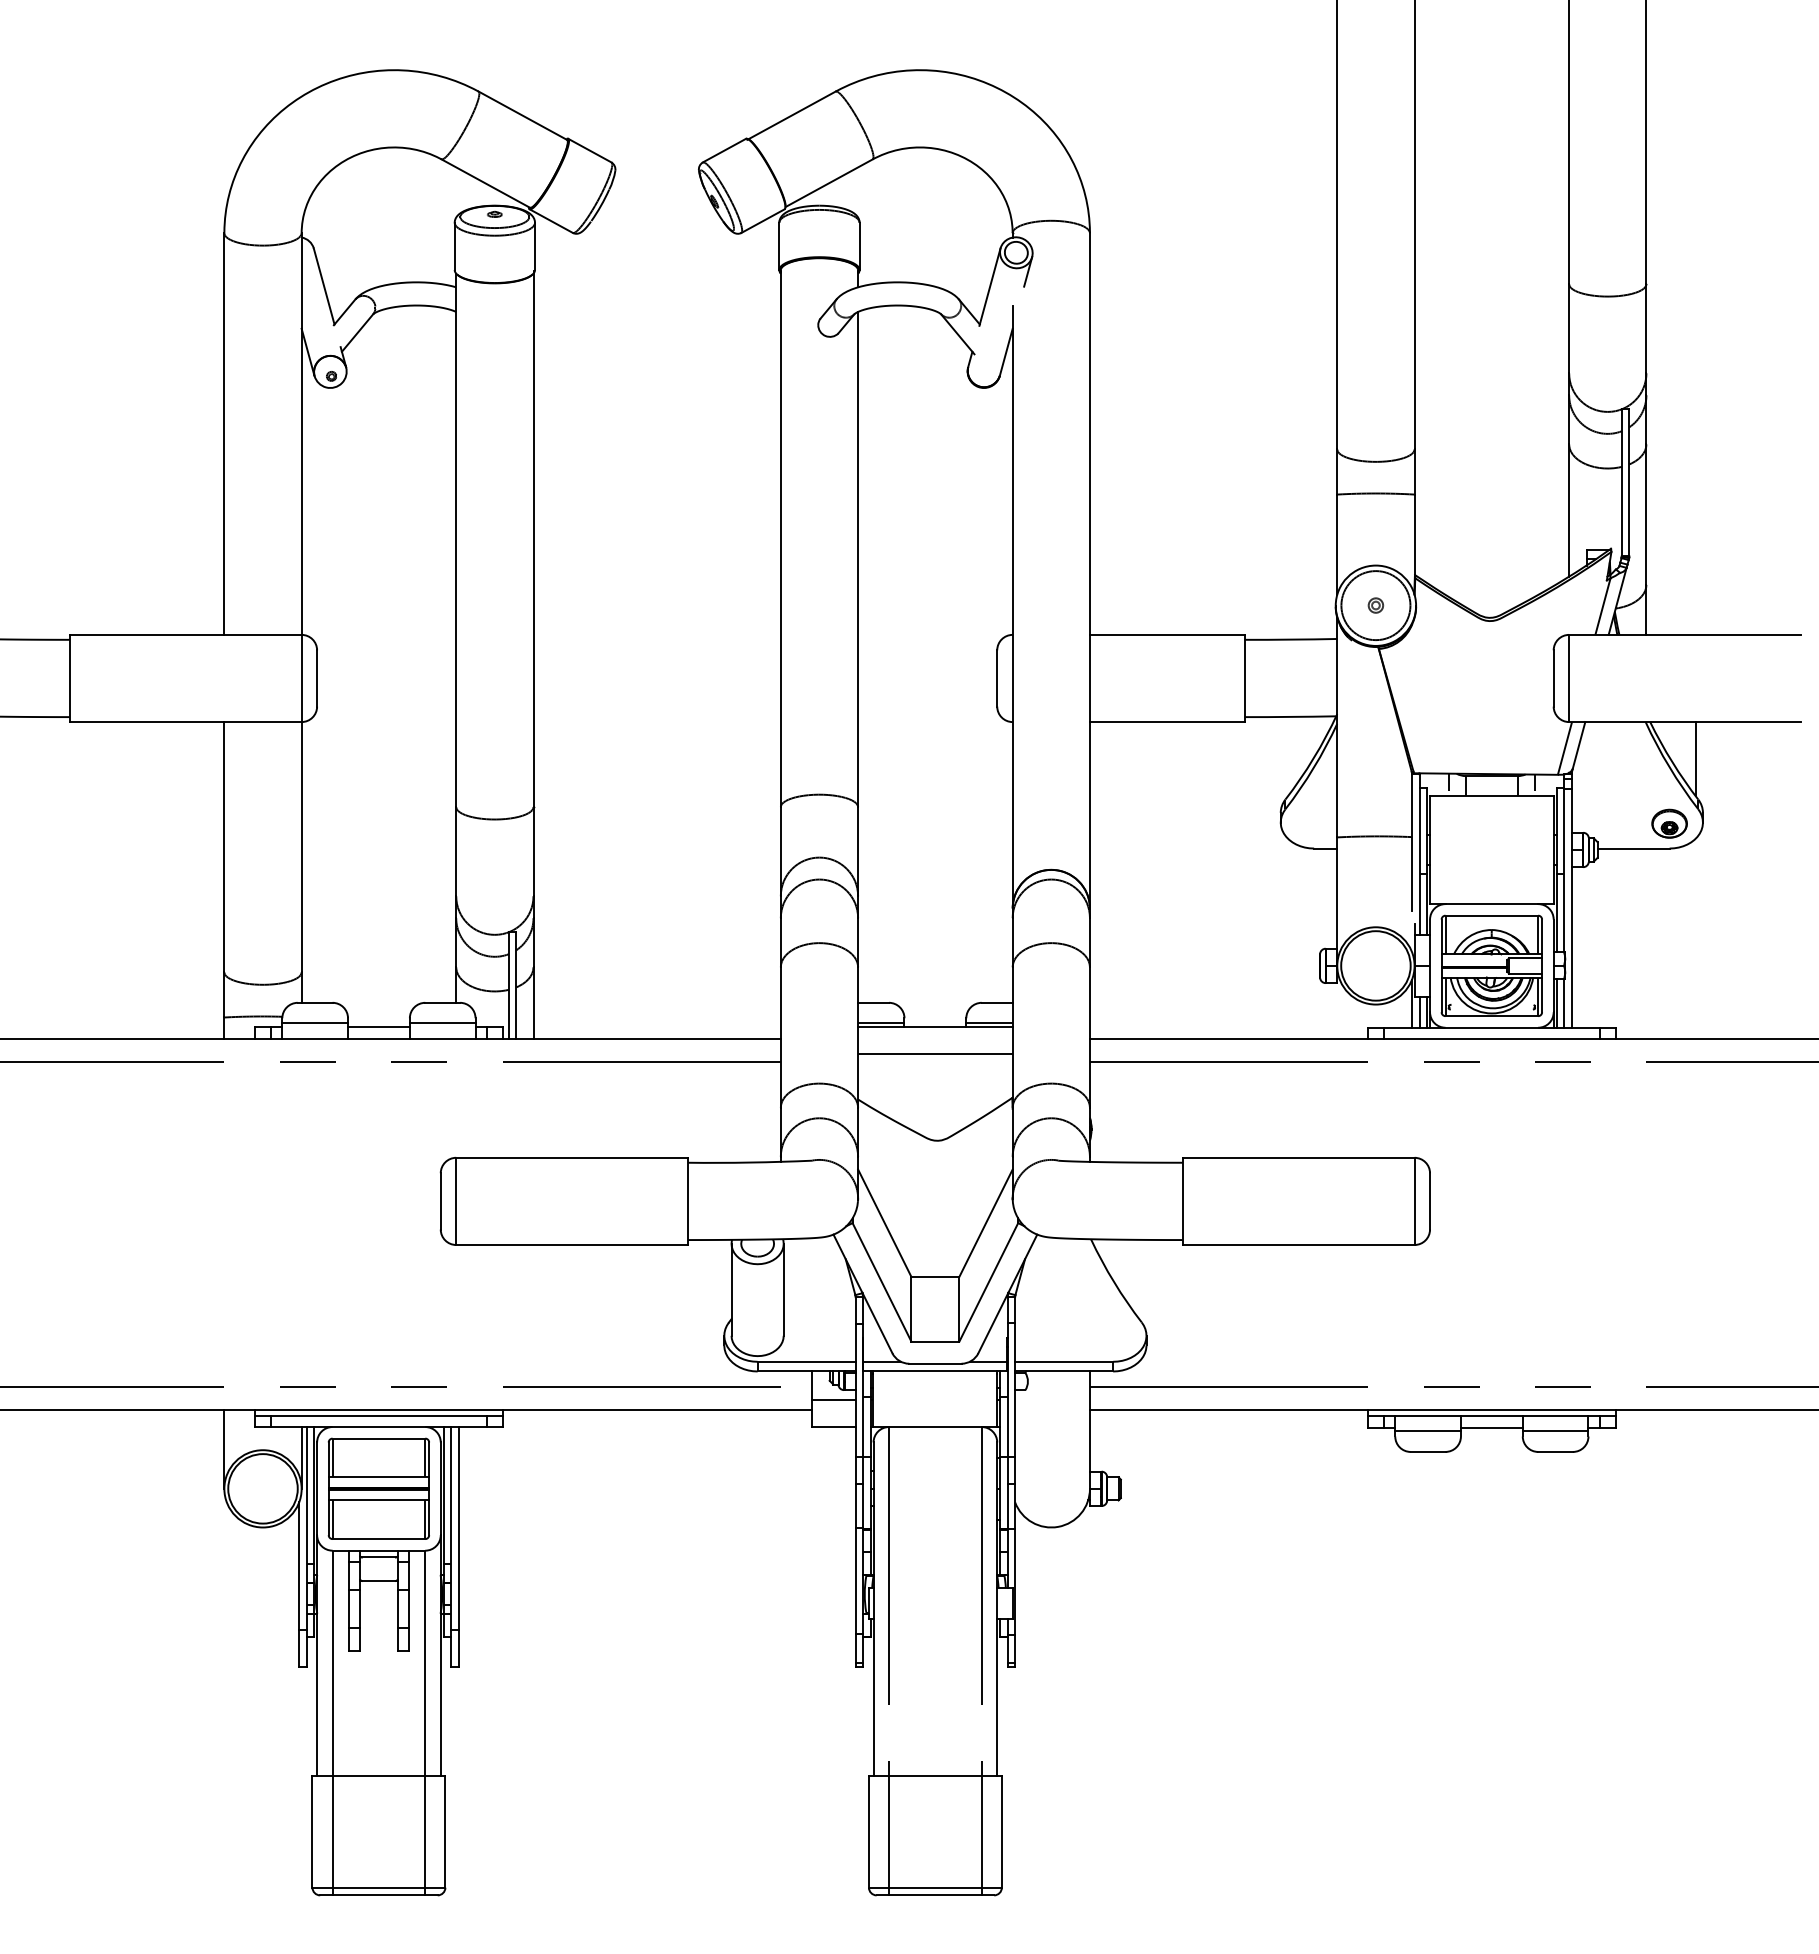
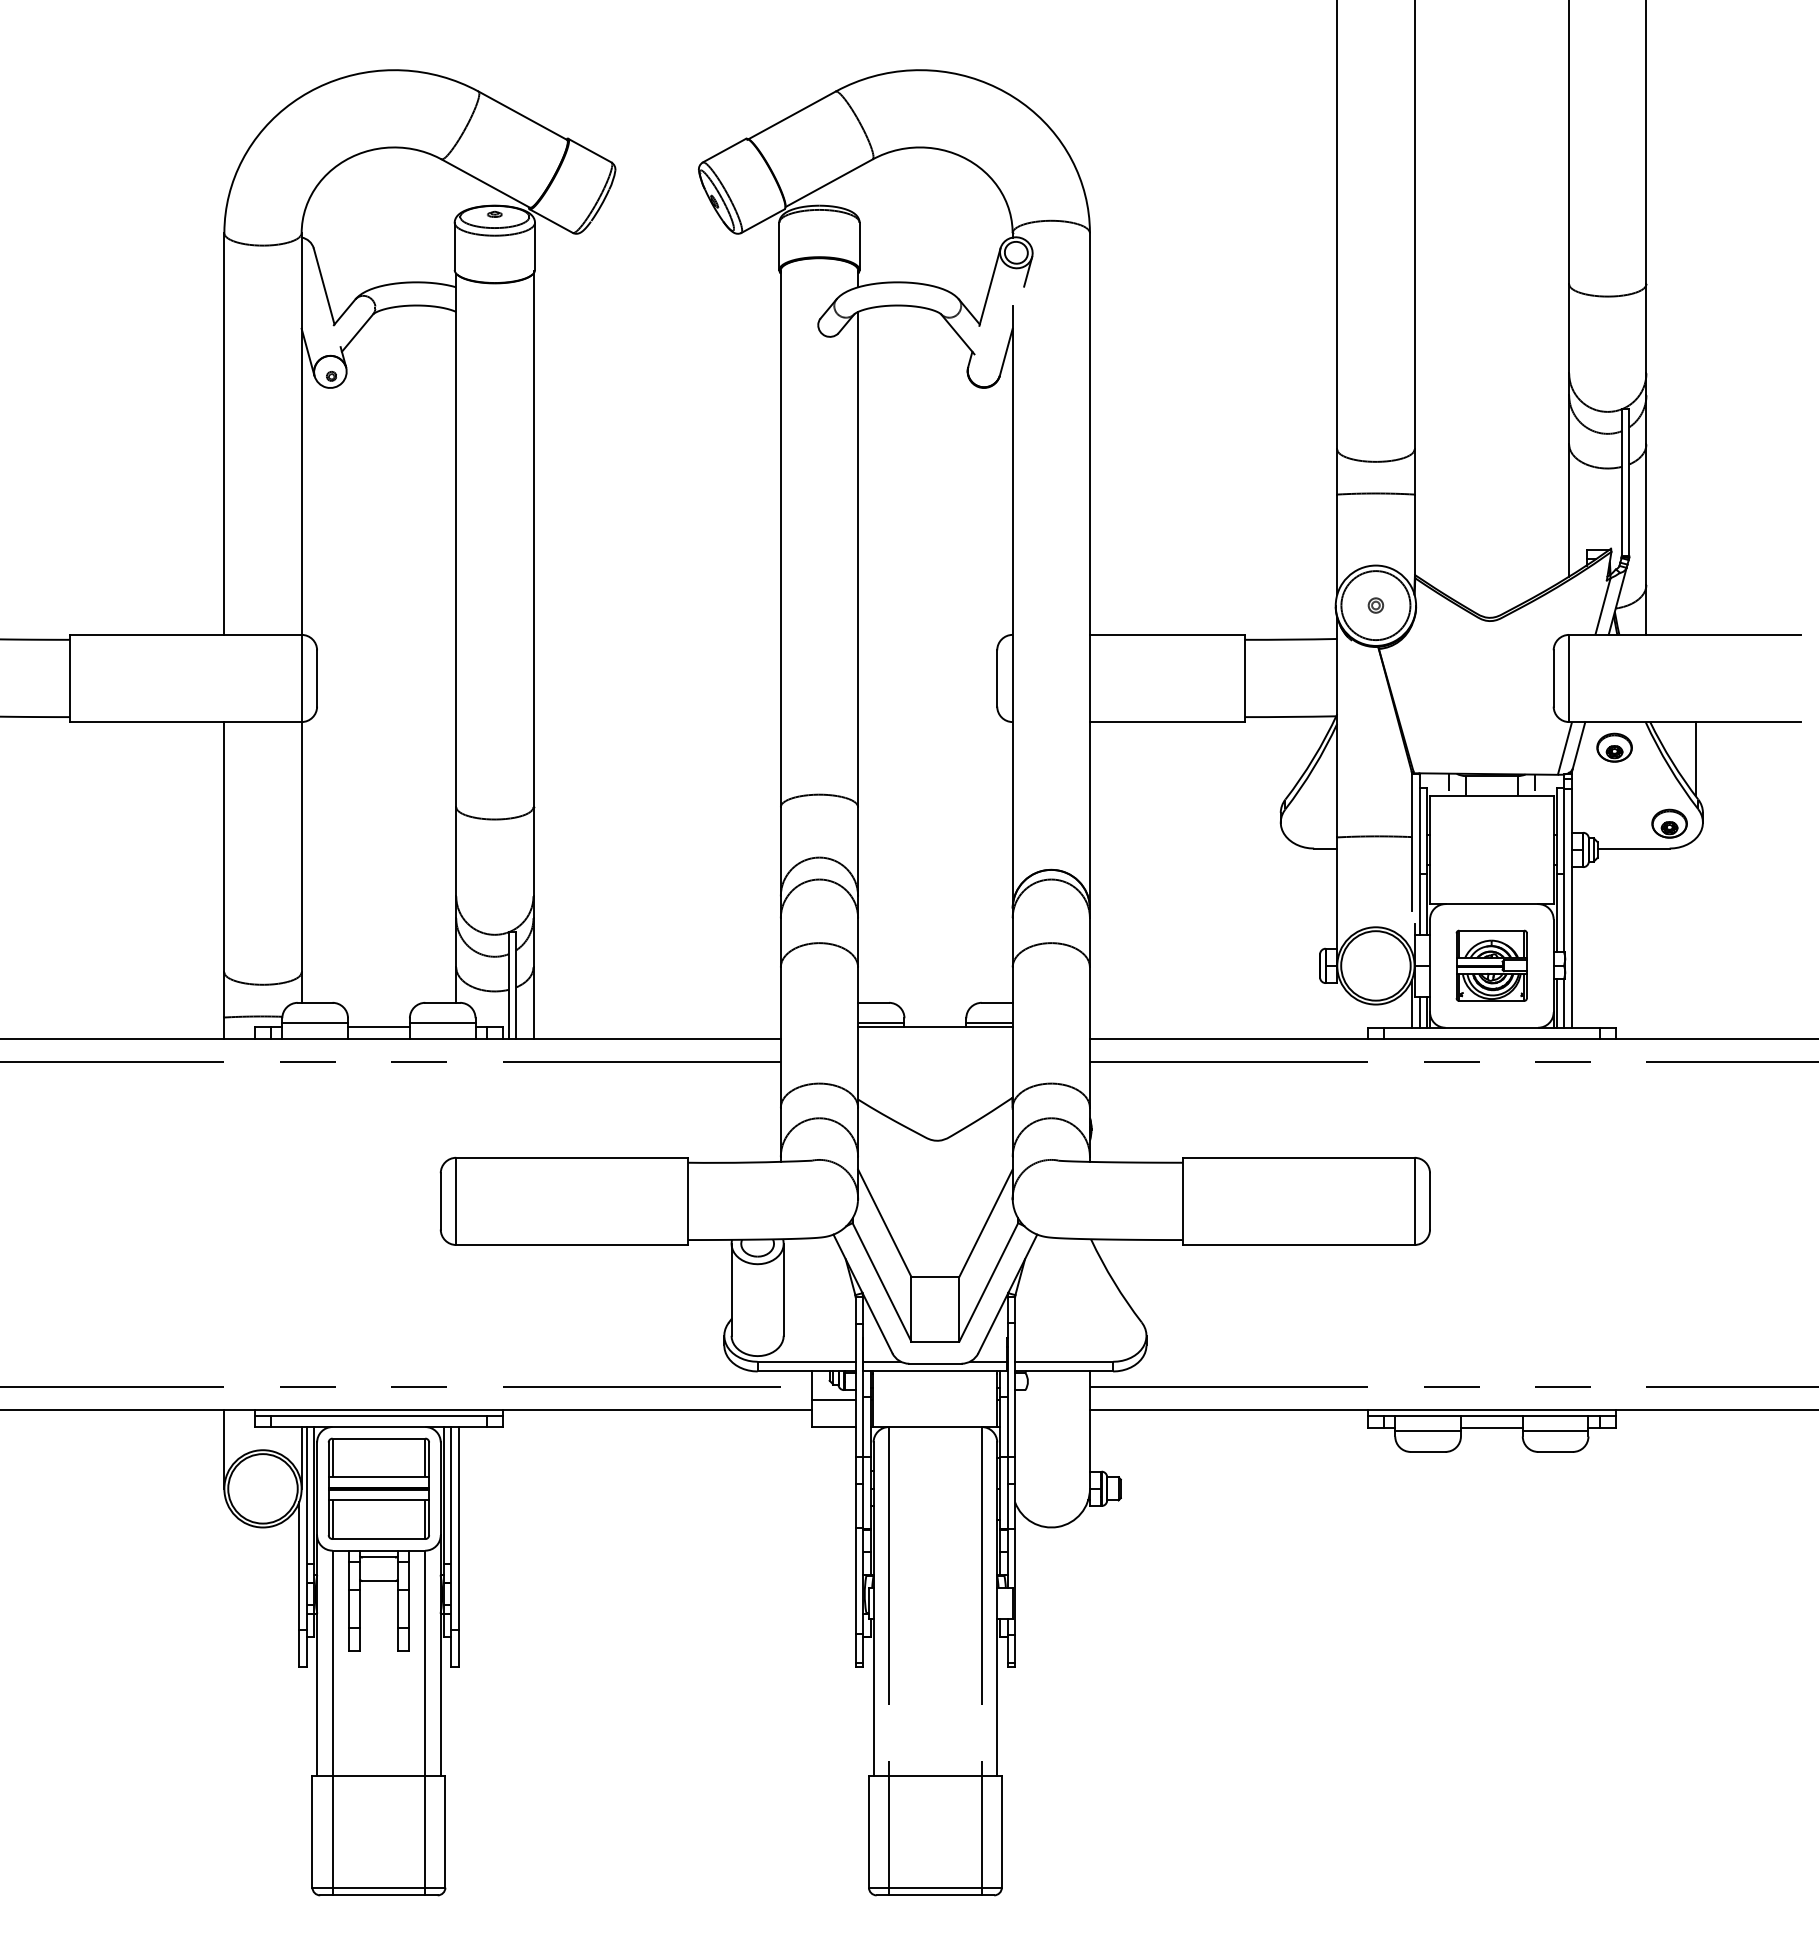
part: none -> present (1614, 747)
part size: 103x103 px -> 73x73 px (1491, 965)
line: present -> none (935, 1054)
